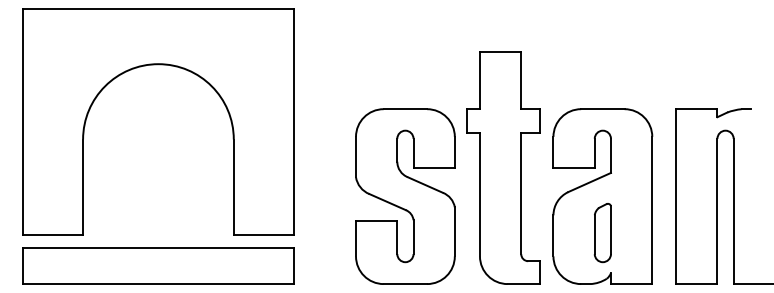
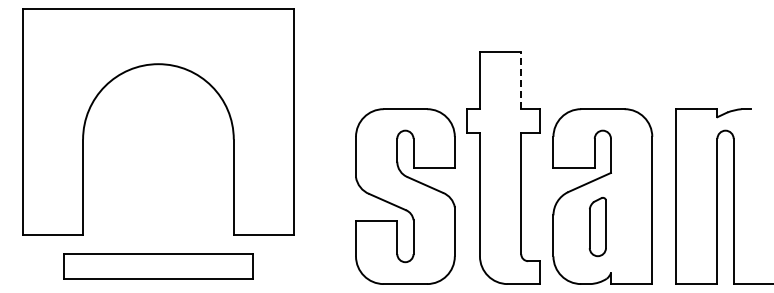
line: solid -> dashed (521, 80)
part position: (602, 233) -> (597, 227) (597, 227)
part size: 273x38 px -> 191x27 px (158, 266)
